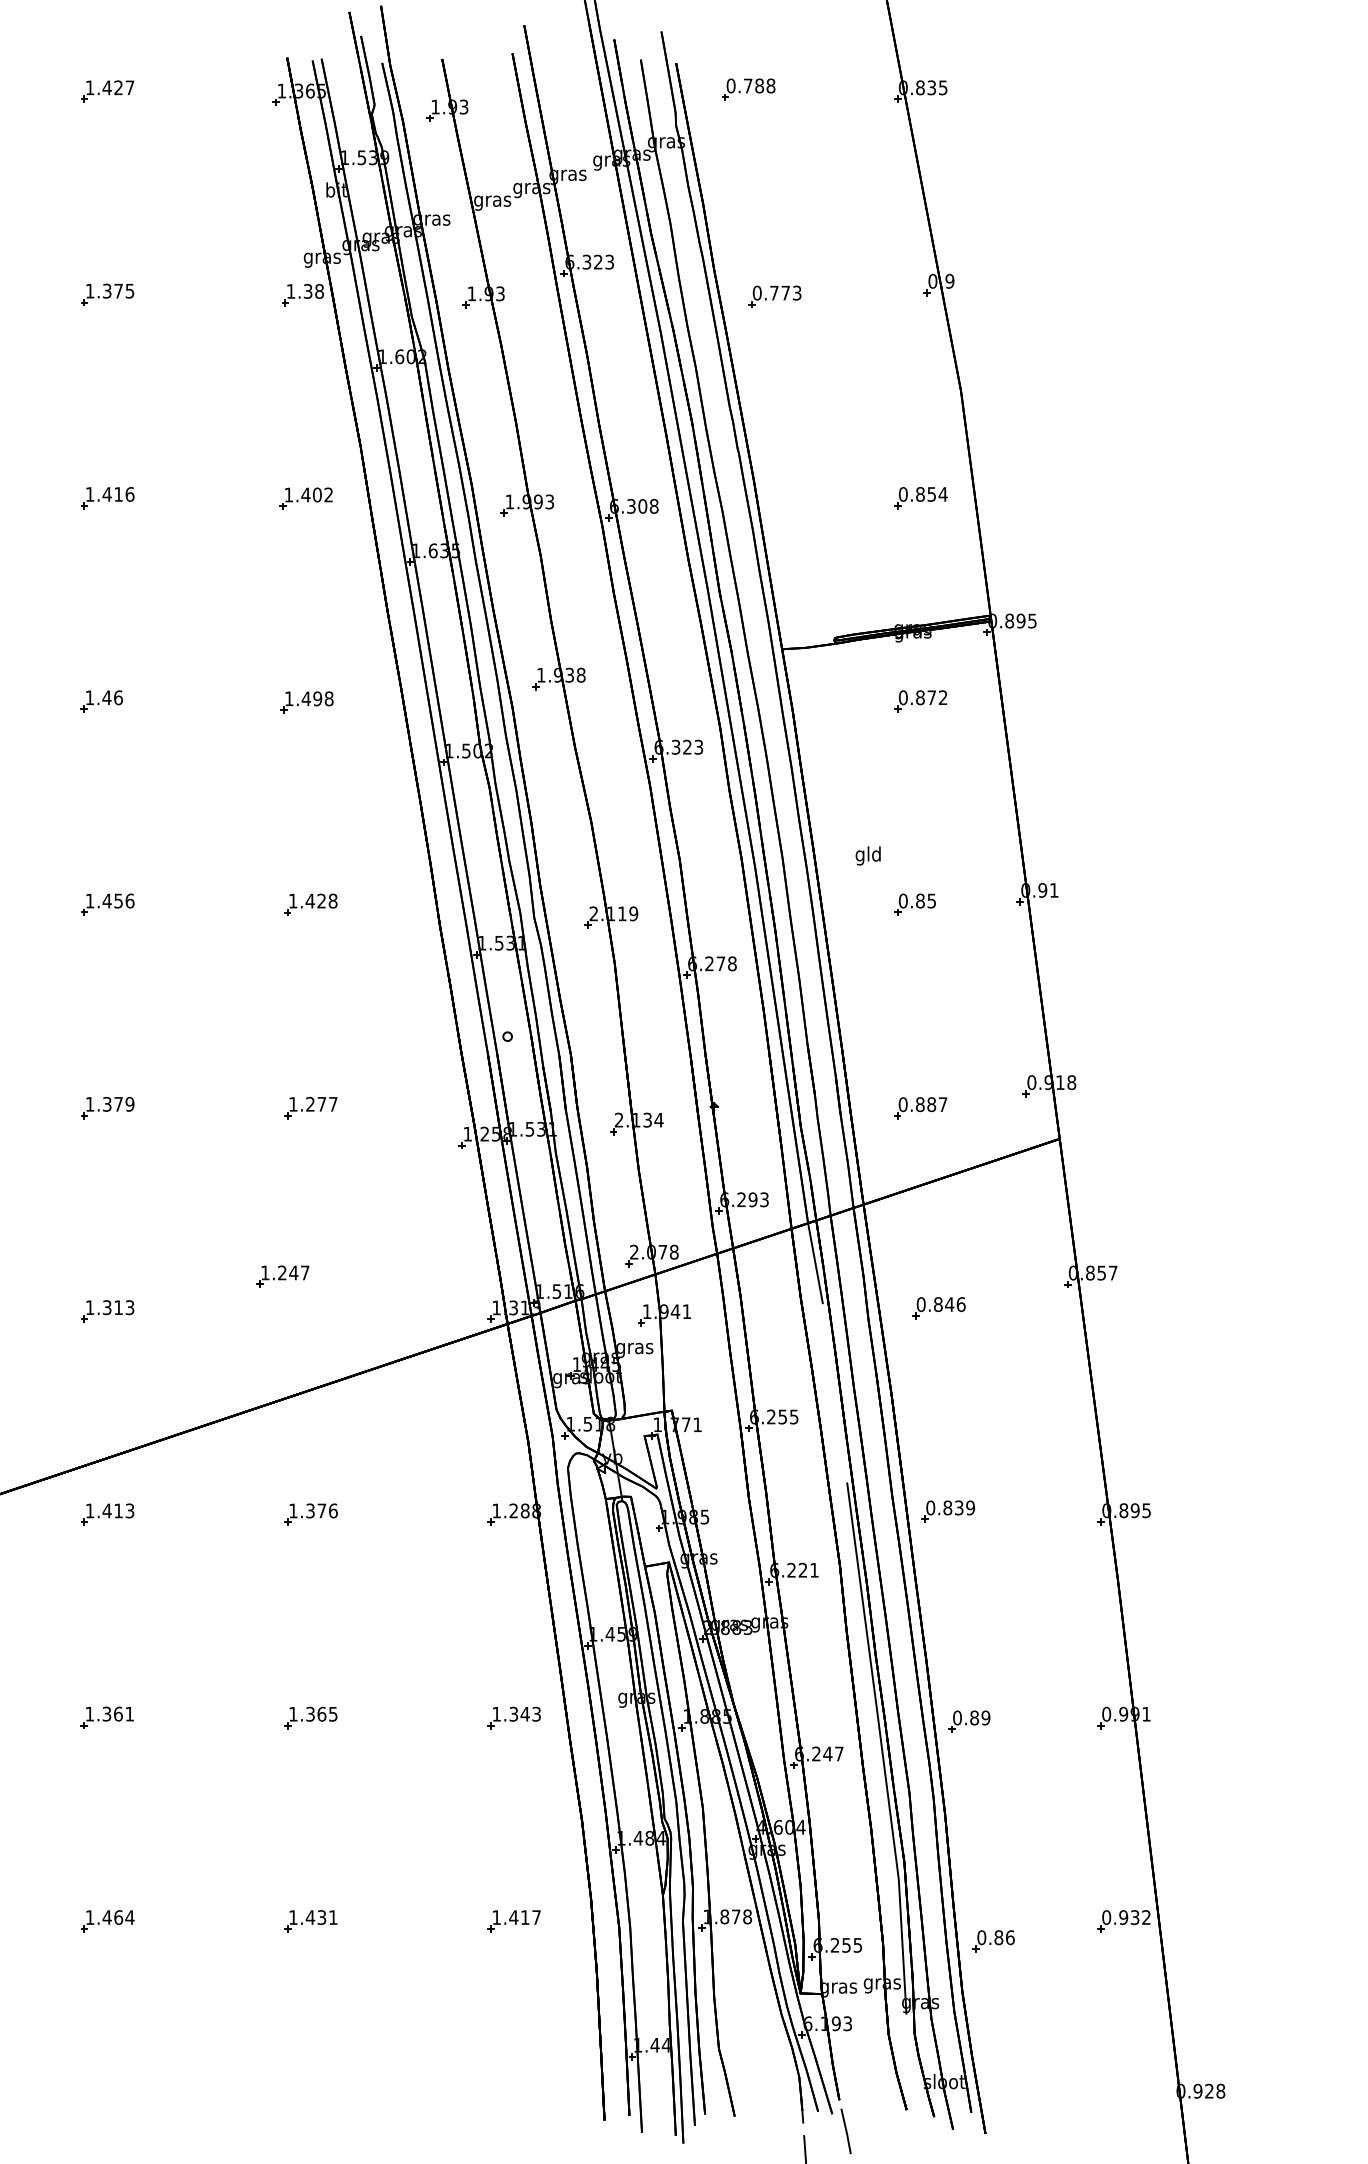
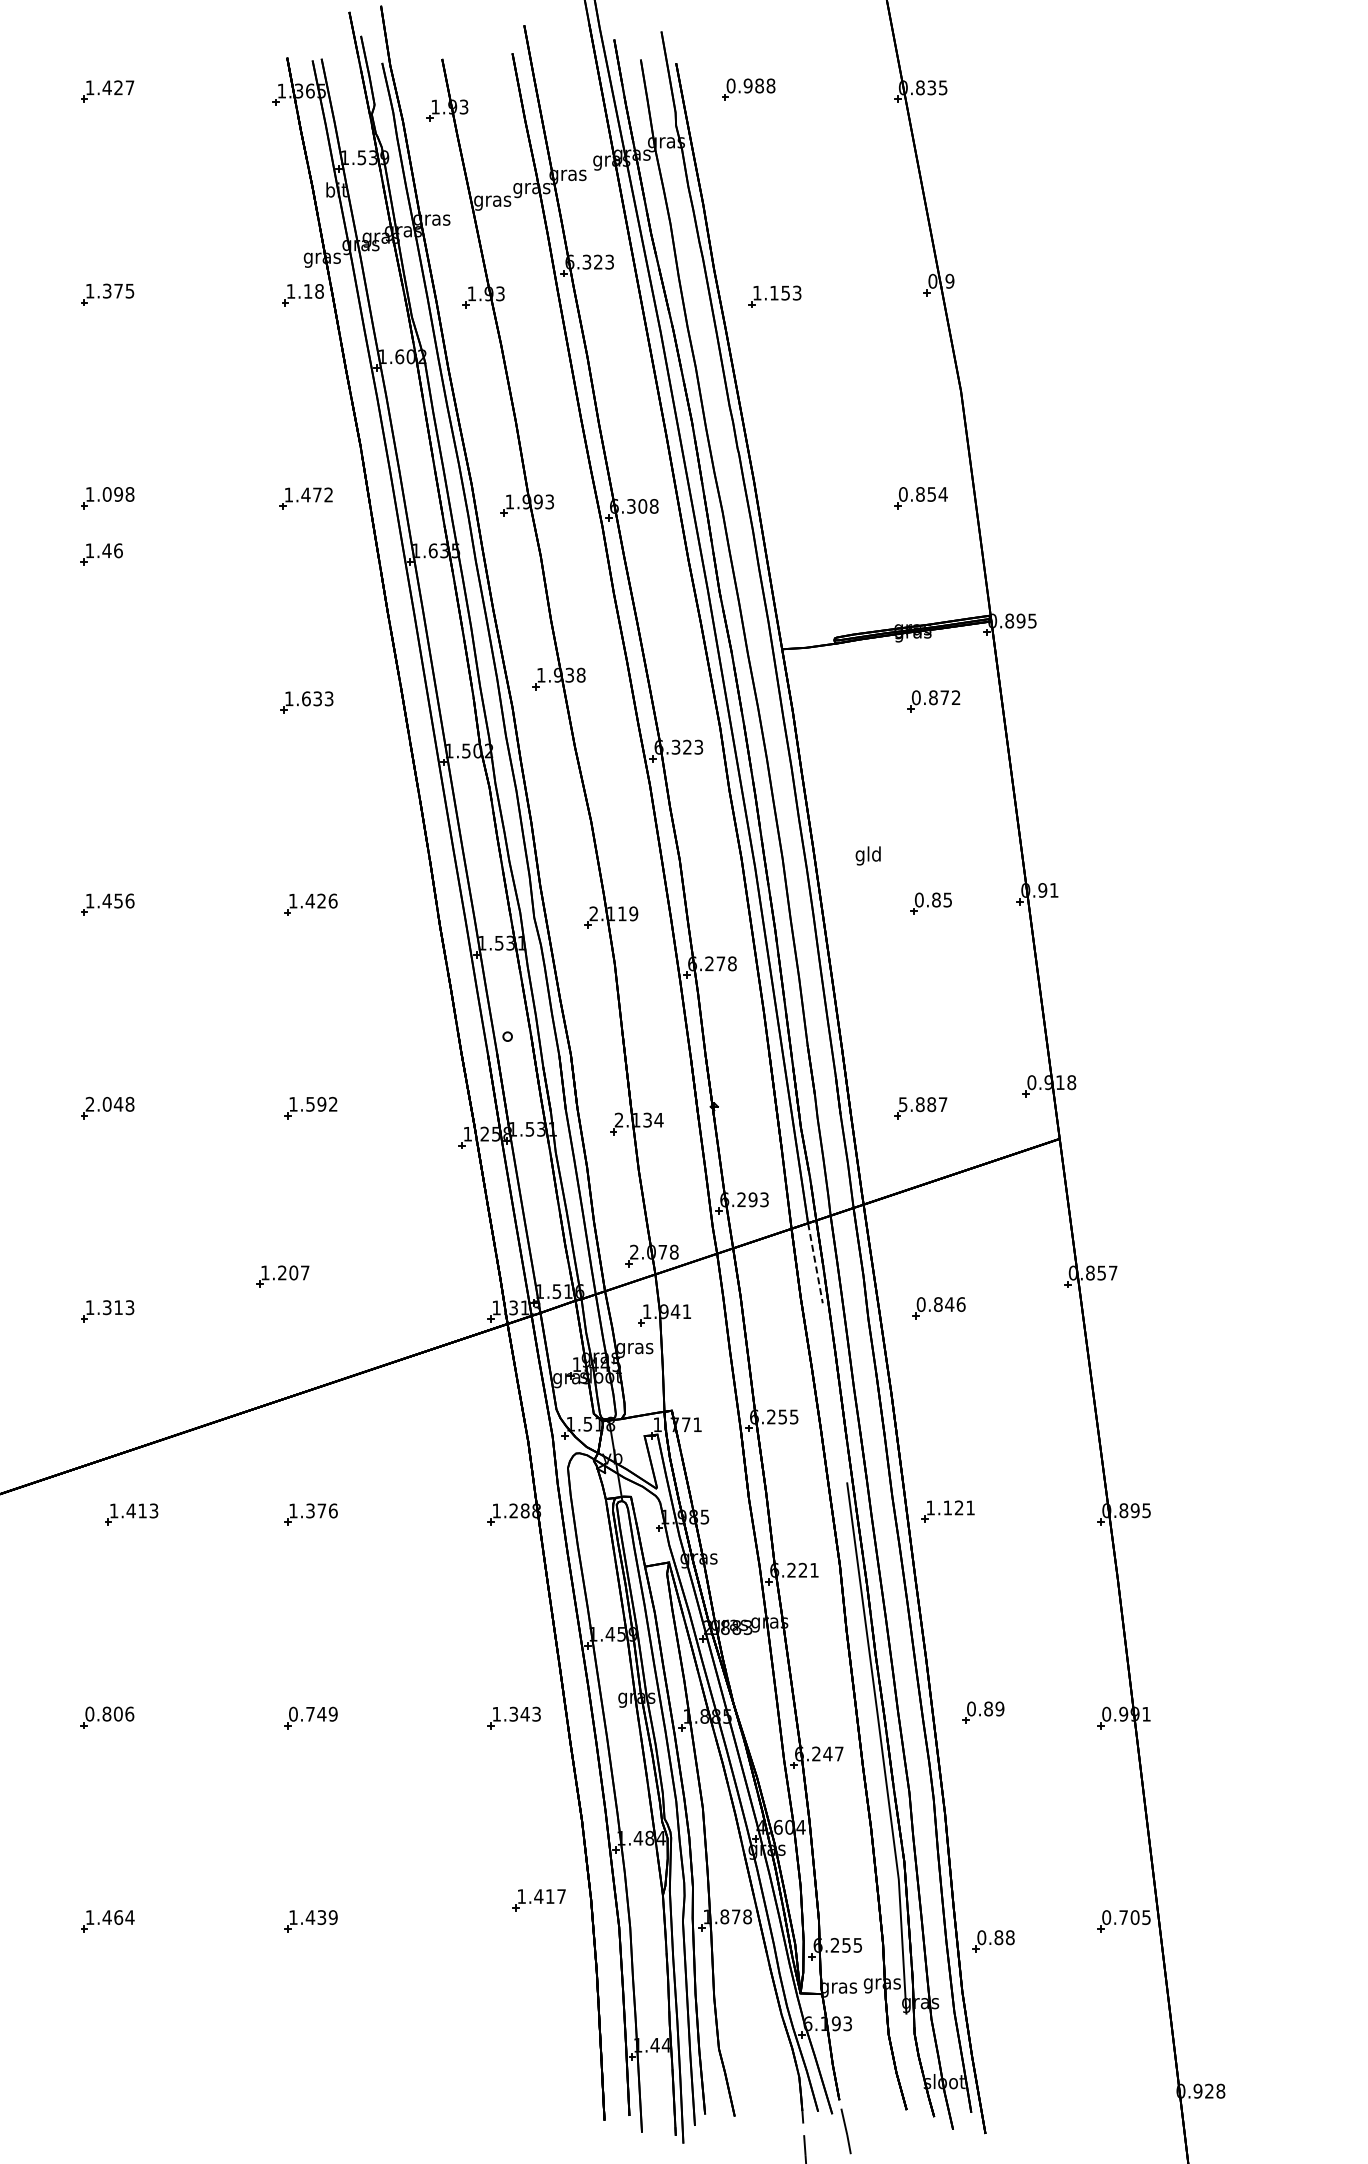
text: 0.788 -> 0.988 (747, 85)
text: 1.38 -> 1.18 (307, 291)
text: 0.773 -> 1.153 (770, 292)
text: 1.416 -> 1.098 (118, 494)
text: 1.402 -> 1.472 (317, 494)
text: 1.498 -> 1.633 (317, 698)
part position: (101, 701) -> (101, 554) (101, 554)
part position: (920, 701) -> (933, 701) (933, 701)
text: 1.428 -> 1.426 (332, 900)
part position: (914, 904) -> (930, 903) (930, 903)
text: 1.379 -> 2.048 (109, 1103)
text: 1.277 -> 1.592 (321, 1103)
text: 0.887 -> 5.887 (902, 1104)
line: solid -> dashed (815, 1263)
text: 1.247 -> 1.207 (293, 1272)
text: 0.839 -> 1.121 (950, 1507)
part position: (107, 1514) -> (131, 1514) (131, 1514)
text: 1.361 -> 0.806 (109, 1713)
text: 1.365 -> 0.749 (313, 1713)
part position: (969, 1721) -> (983, 1712) (983, 1712)
text: 1.431 -> 1.439 (332, 1917)
text: 0.932 -> 0.705 (1134, 1917)
part position: (513, 1921) -> (538, 1900) (538, 1900)
text: 0.86 -> 0.88 (1010, 1937)
